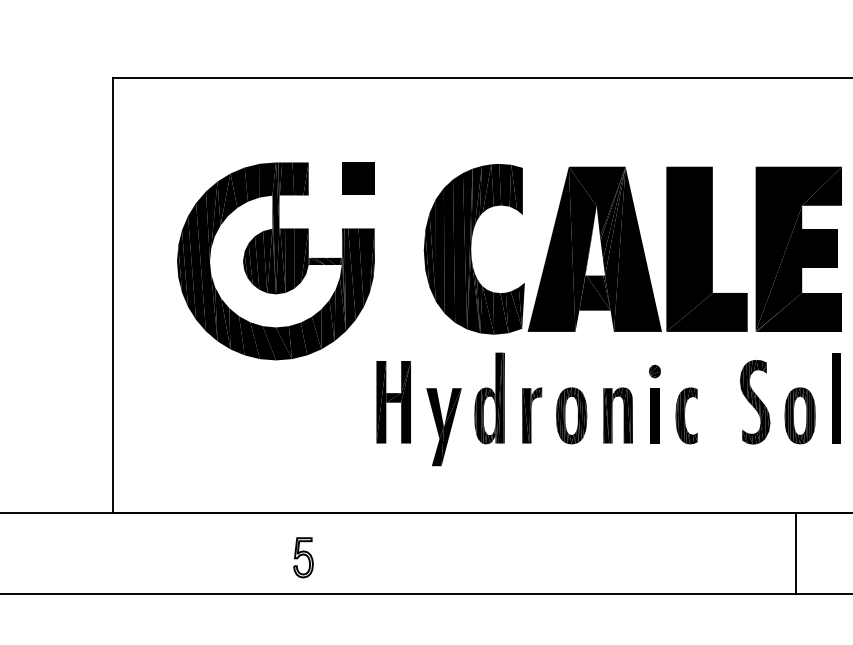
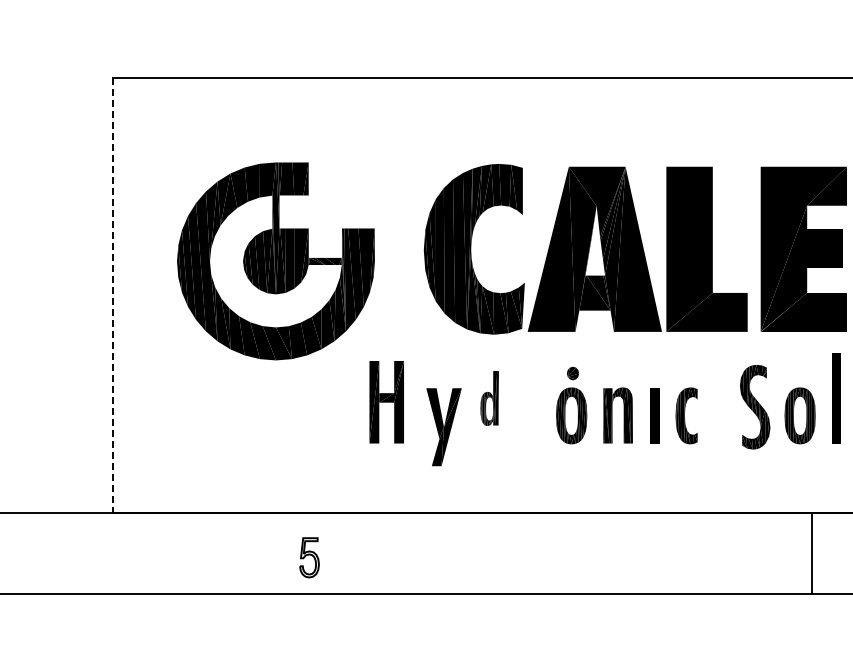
part: present -> none (358, 178)
part position: (798, 248) -> (803, 248) (803, 248)
line: solid -> dashed (113, 296)
part position: (654, 371) -> (572, 373) (572, 373)
part size: 31x93 px -> 19x55 px (489, 398)
part position: (393, 402) -> (386, 402) (386, 402)
part position: (755, 402) -> (755, 407) (755, 407)
part: present -> none (532, 415)
line position: (795, 553) -> (811, 553) (811, 553)
part position: (303, 557) -> (309, 557) (309, 557)
